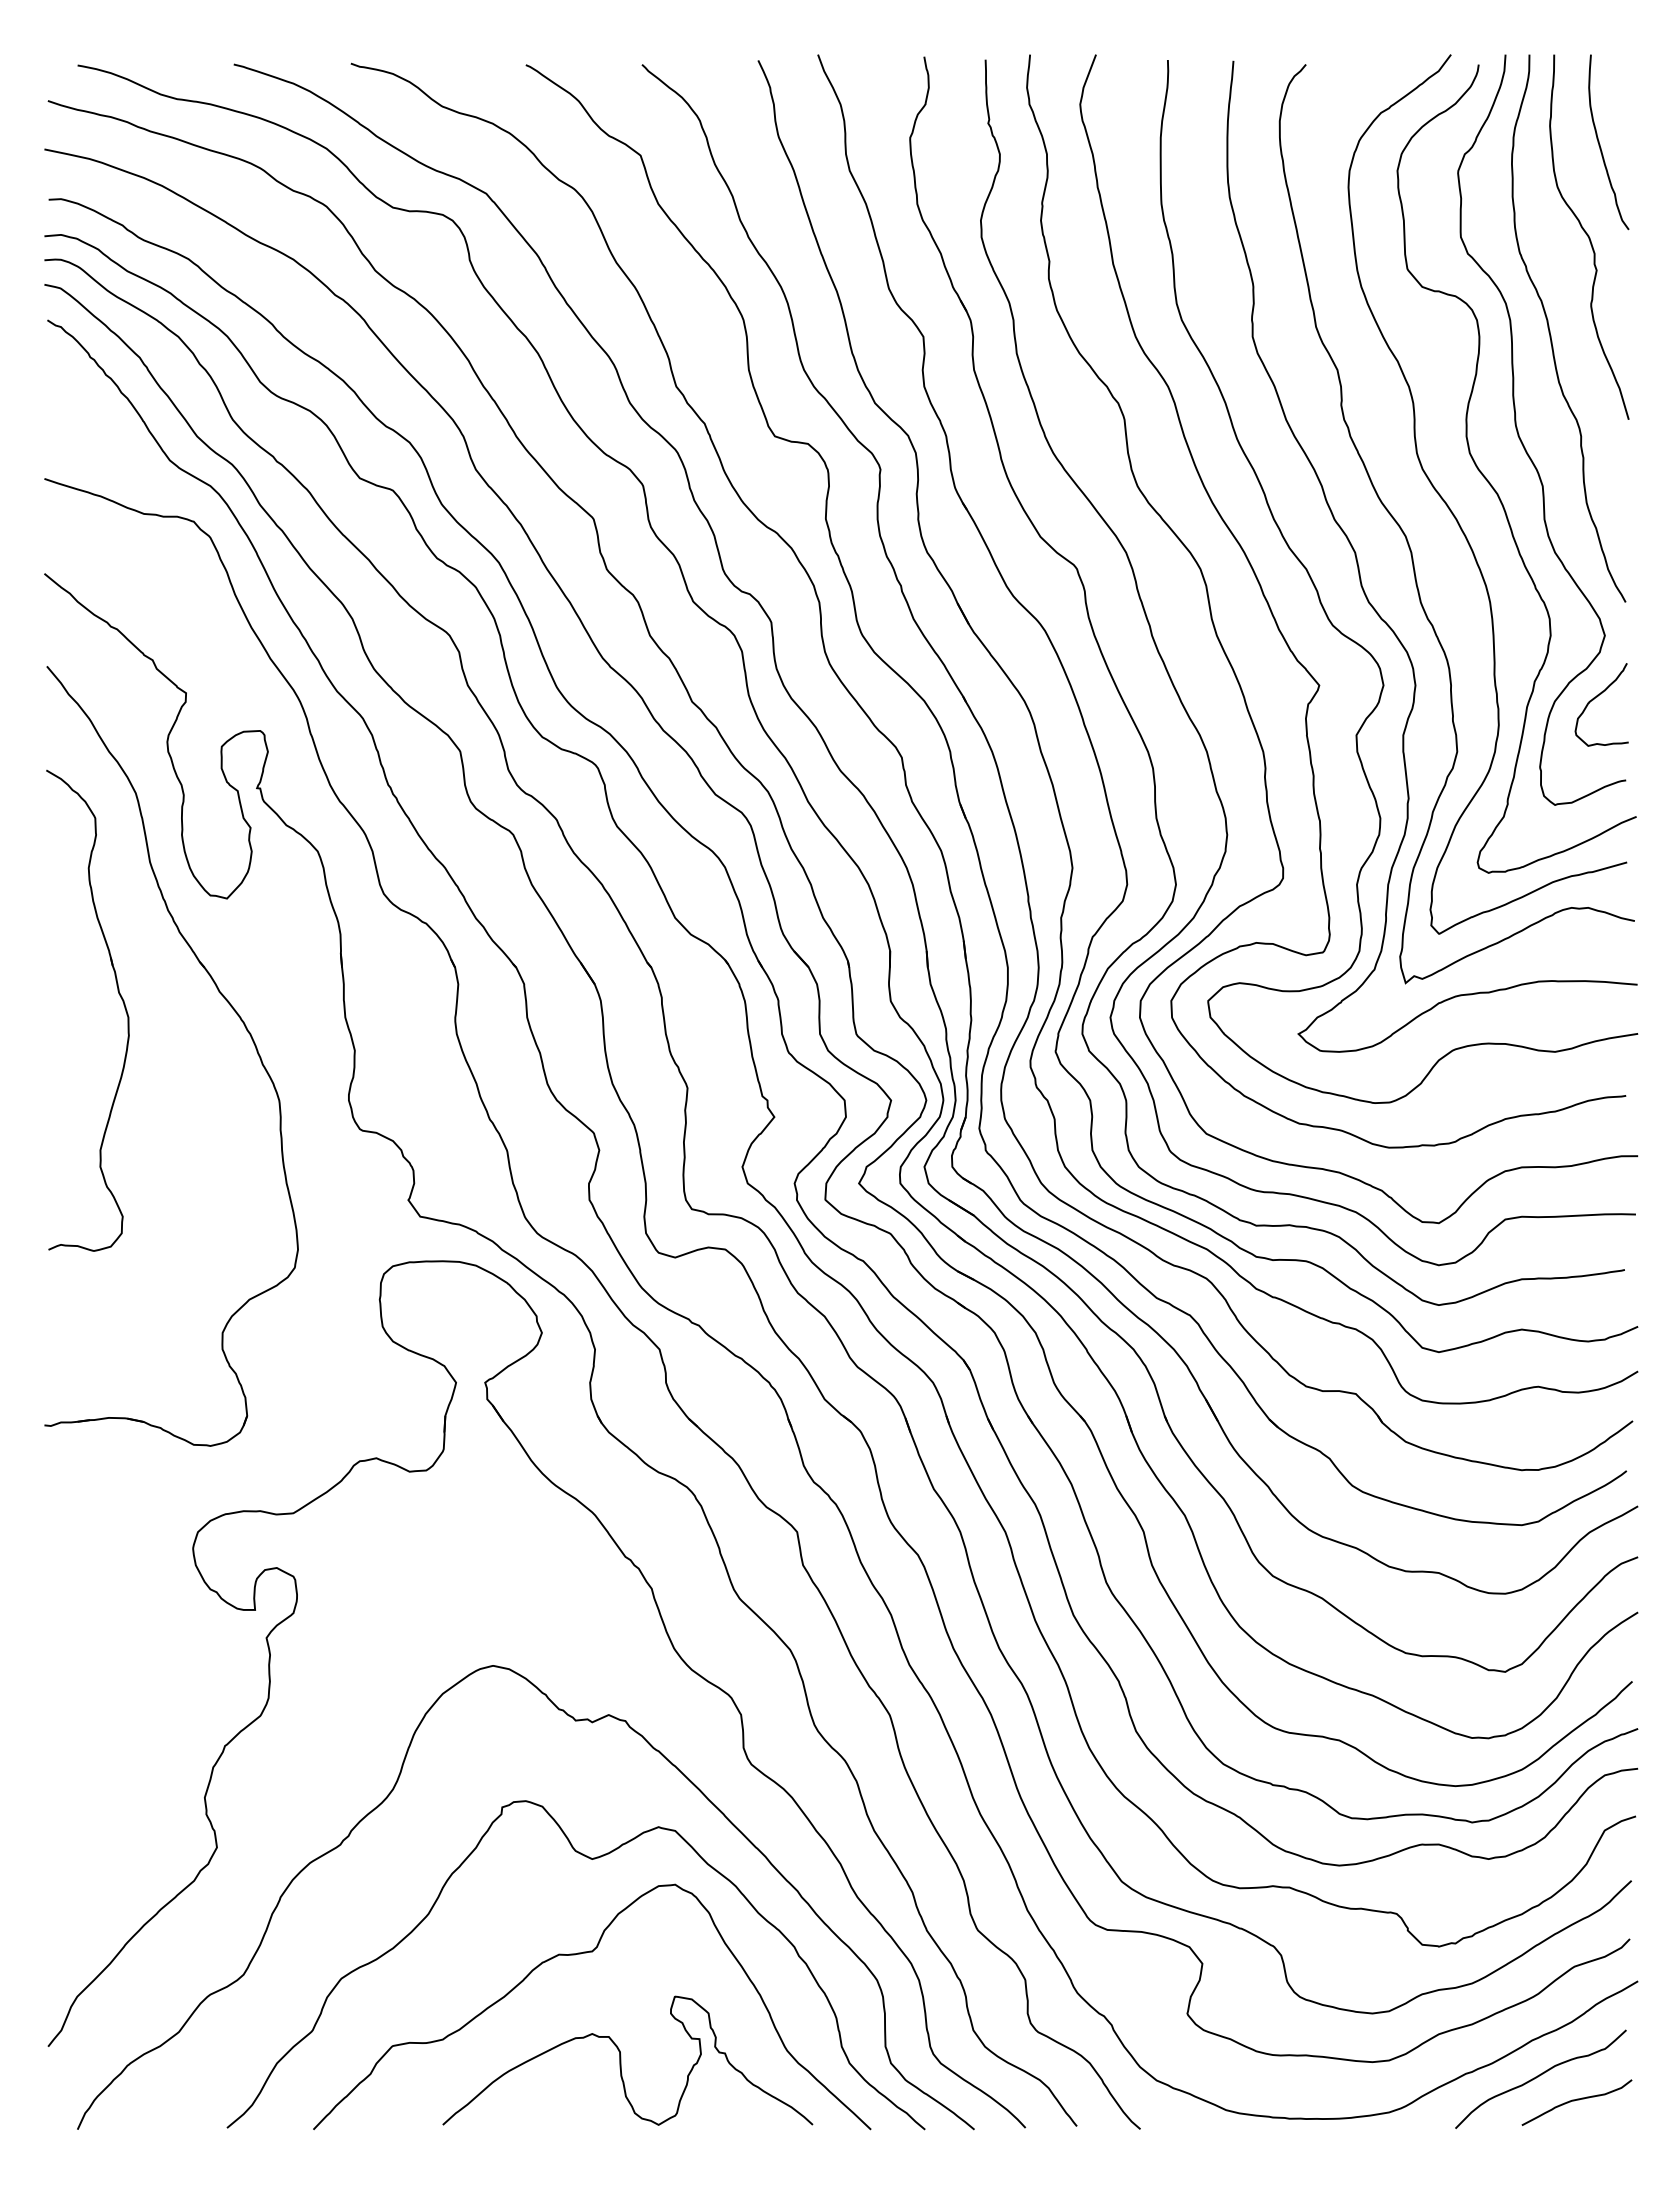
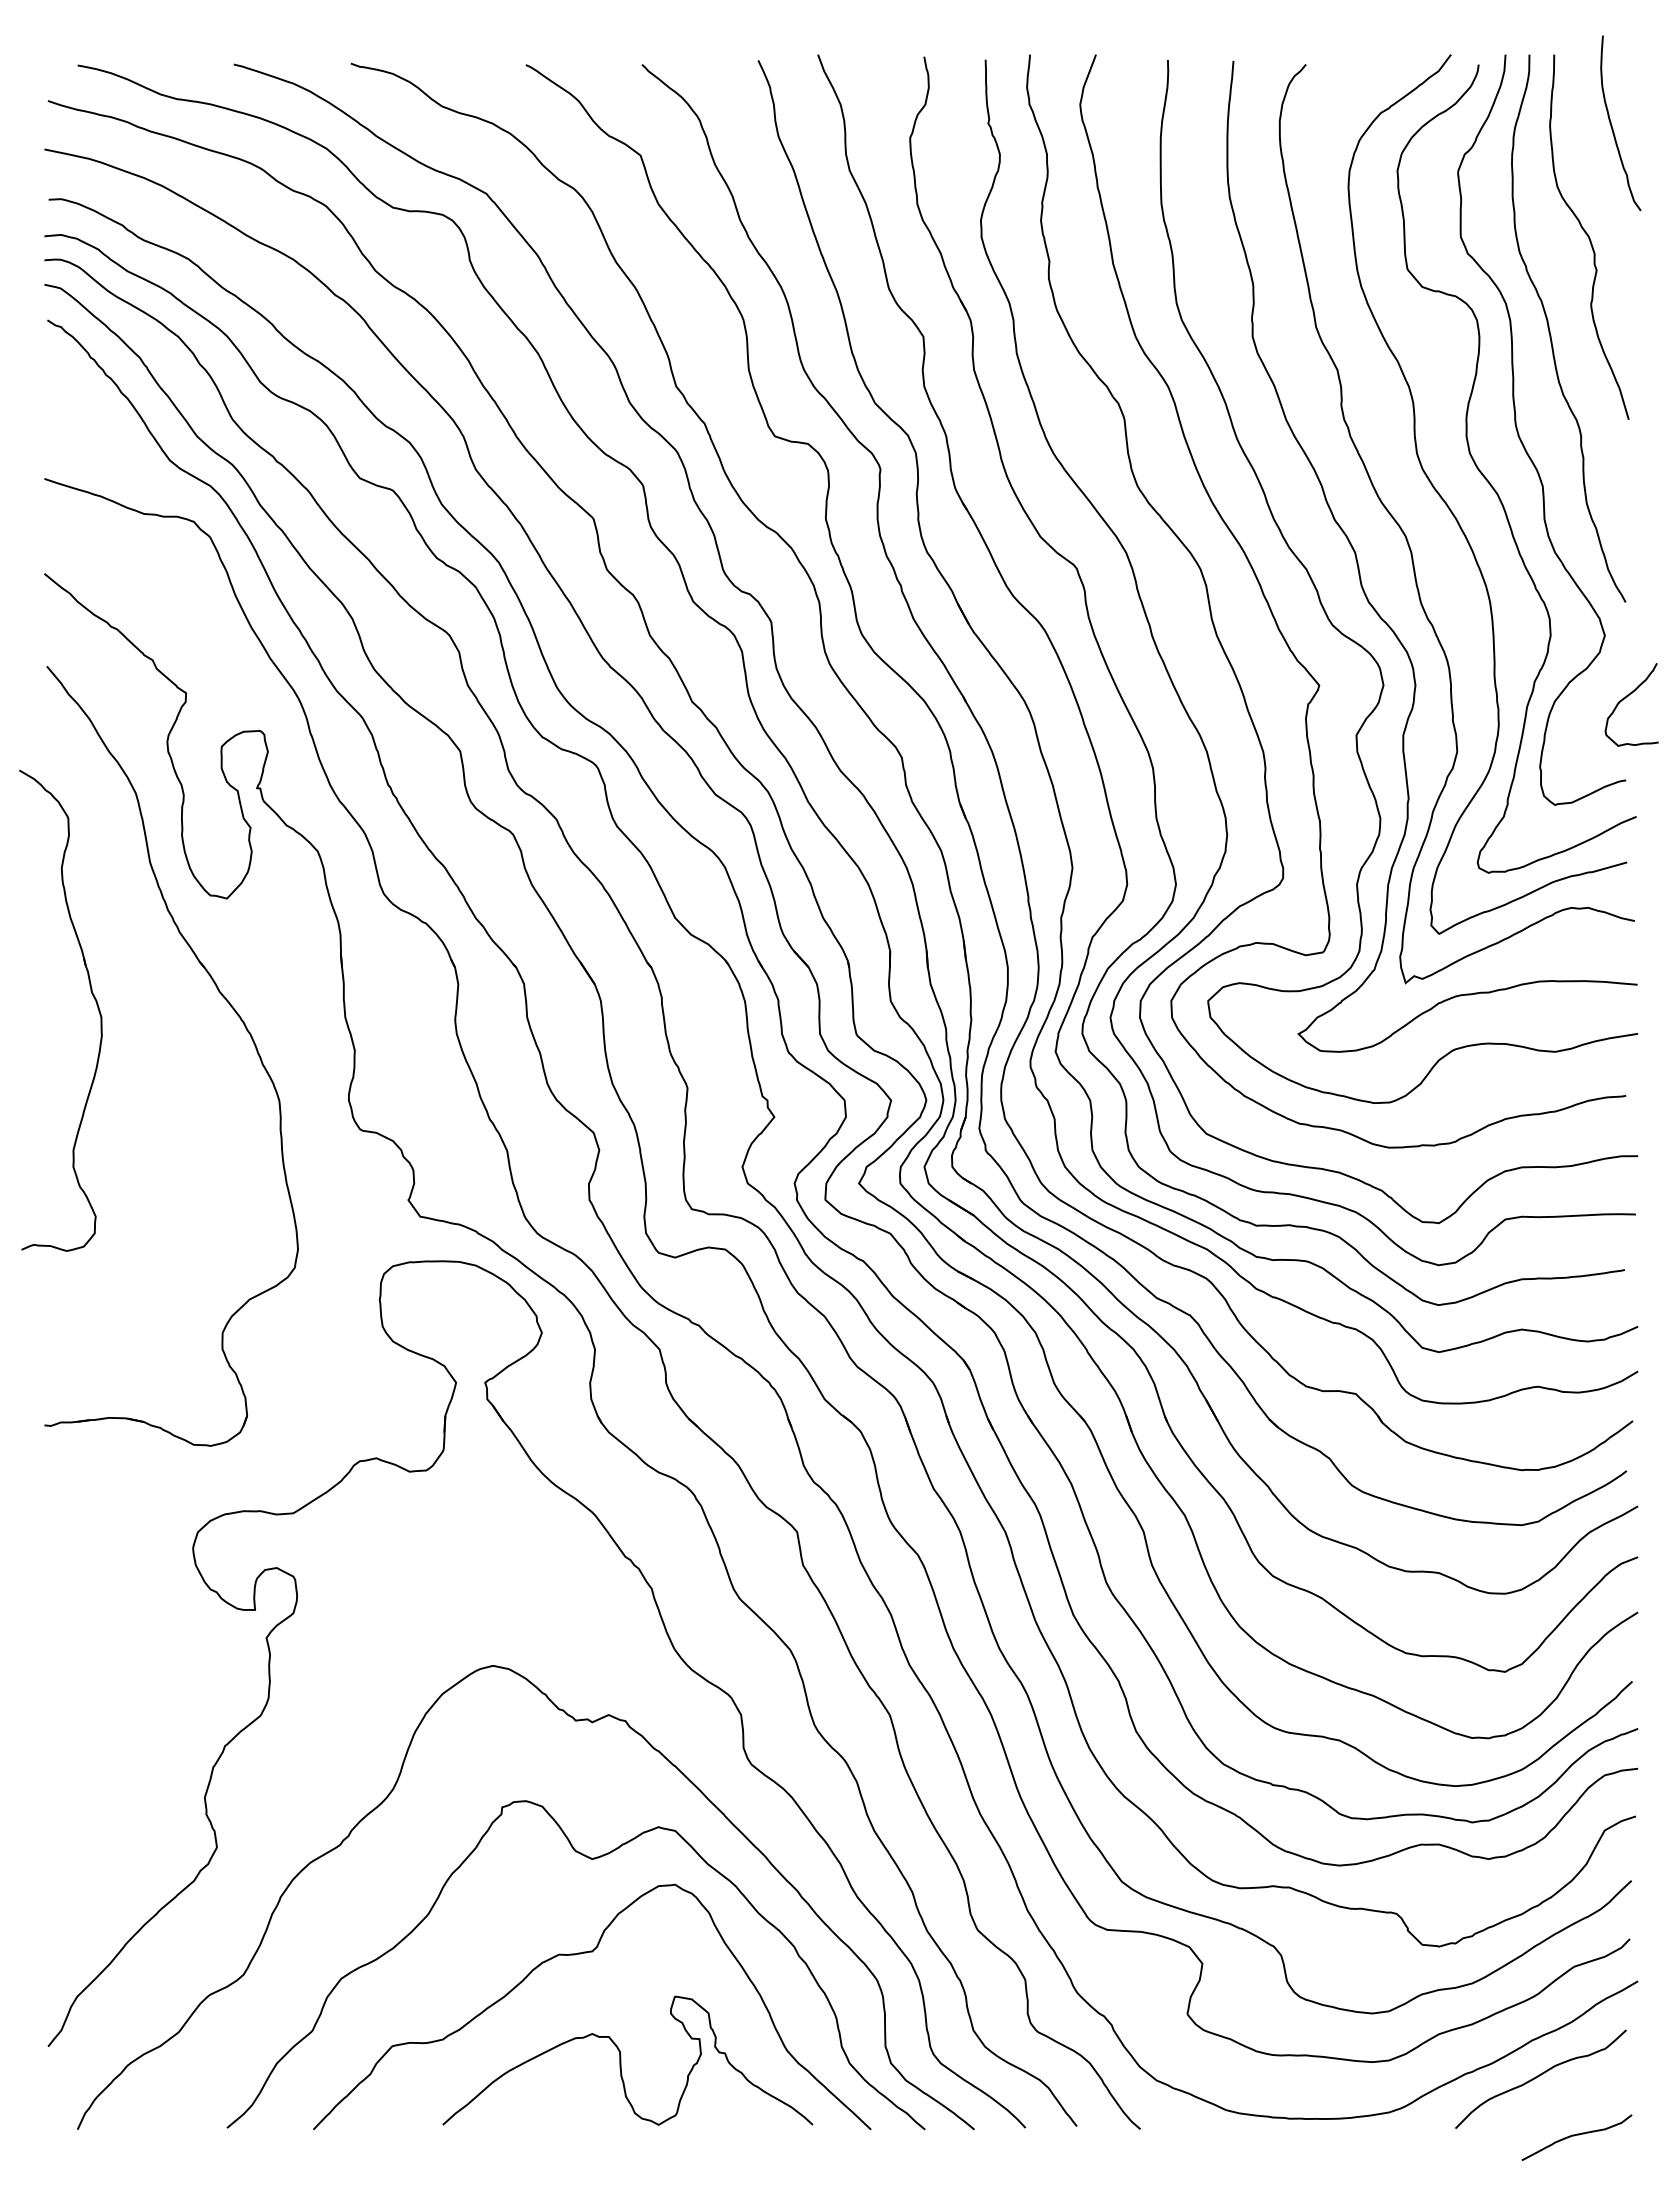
curve position: (1600, 144) -> (1612, 125) (1612, 125)
curve position: (1597, 697) -> (1627, 697) (1627, 697)
part position: (119, 995) -> (92, 995) (92, 995)
curve position: (1576, 2100) -> (1576, 2135) (1576, 2135)
